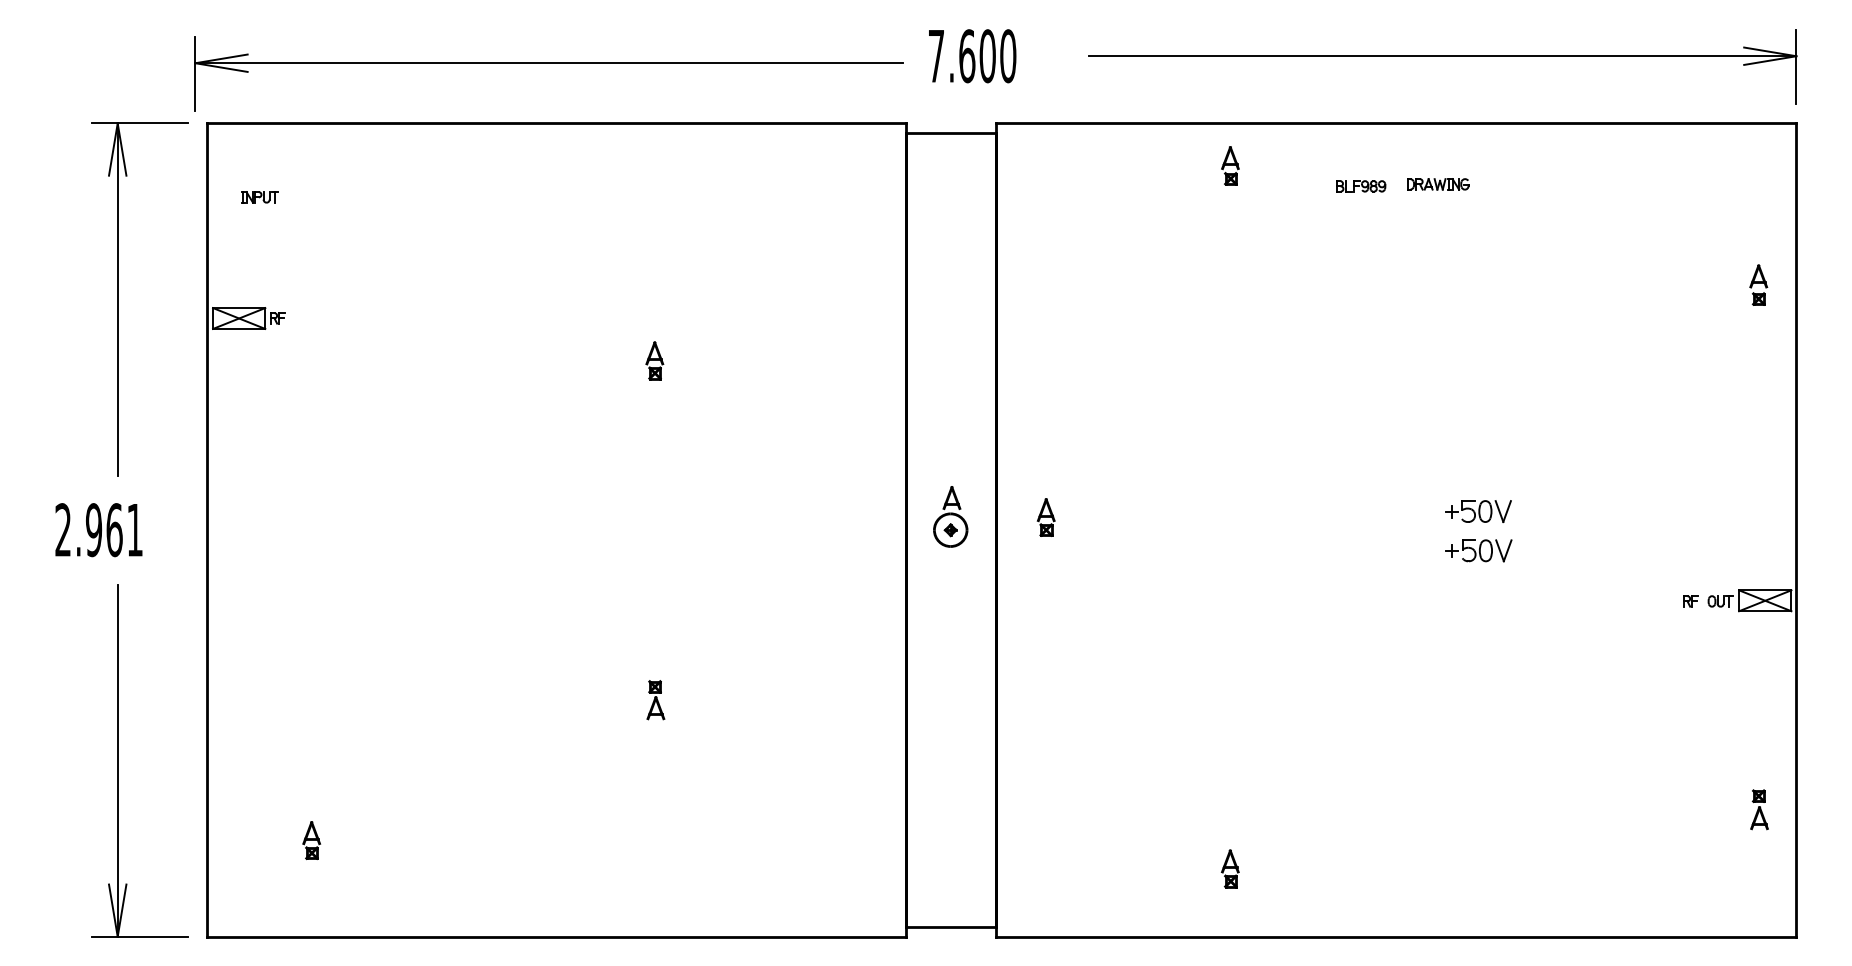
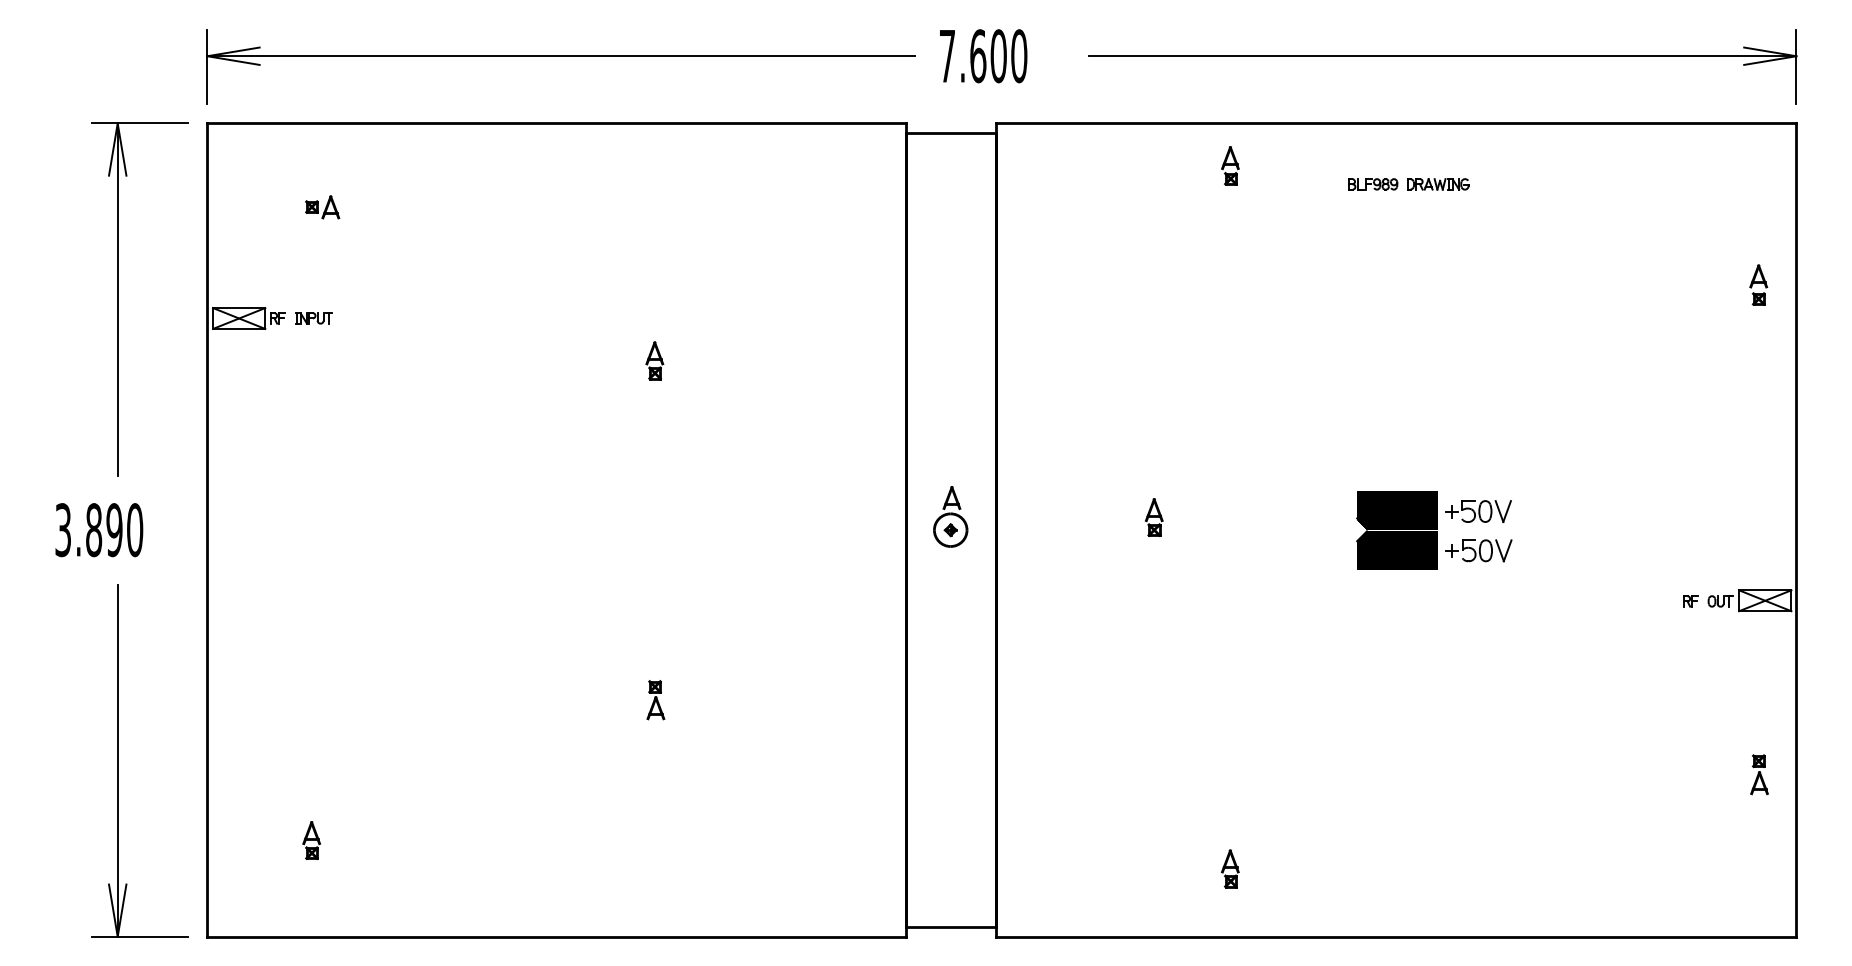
text position: (972, 56) -> (983, 56) (983, 56)
part position: (548, 63) -> (560, 56) (560, 56)
part position: (1361, 186) -> (1373, 184) (1373, 184)
part position: (259, 197) -> (313, 318) (313, 318)
part: none -> present (322, 207)
part position: (1045, 517) -> (1153, 517) (1153, 517)
text: 2.961 -> 3.890 (99, 530)
part: none -> present (1396, 530)
part position: (1759, 809) -> (1759, 774) (1759, 774)
